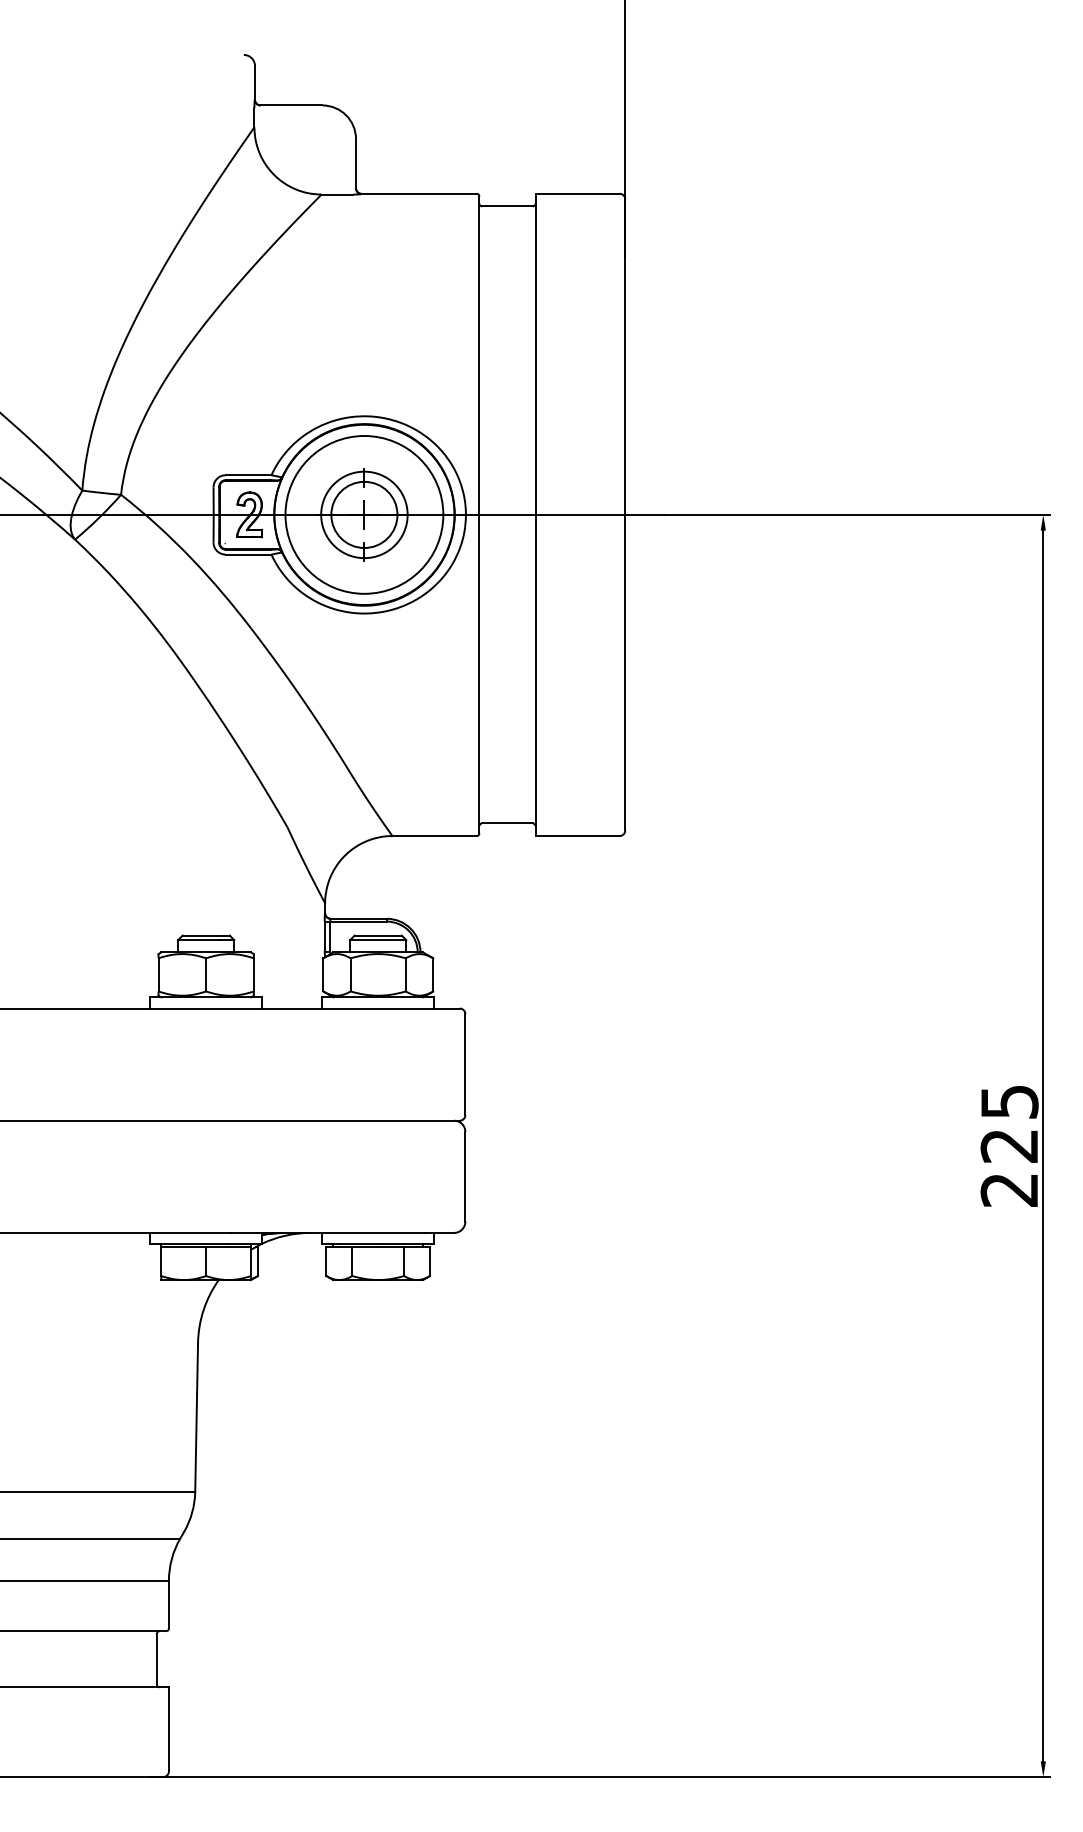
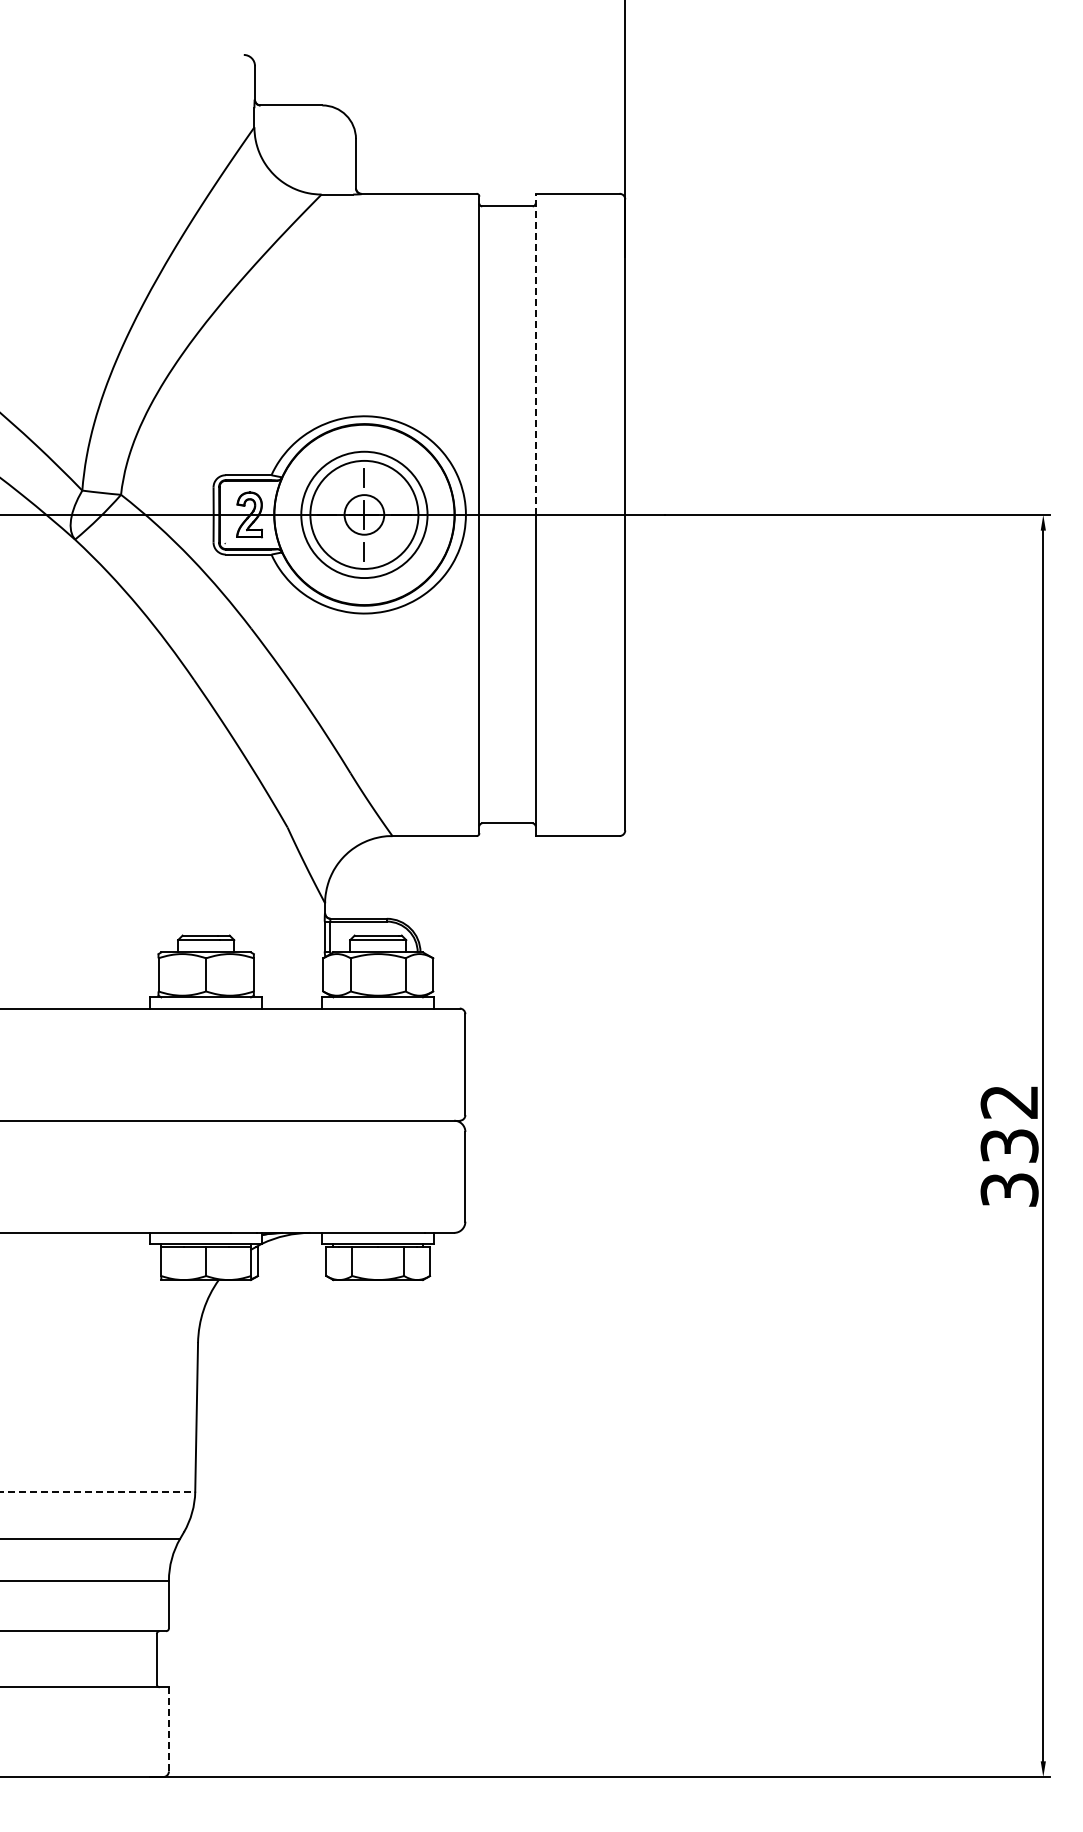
line: solid -> dashed (535, 354)
circle diameter: 158 px -> 126 px (364, 514)
circle diameter: 66 px -> 40 px (364, 514)
circle diameter: 86 px -> 108 px (364, 514)
text: 225 -> 332 (1009, 1146)
line: solid -> dashed (97, 1491)
line: solid -> dashed (168, 1728)
